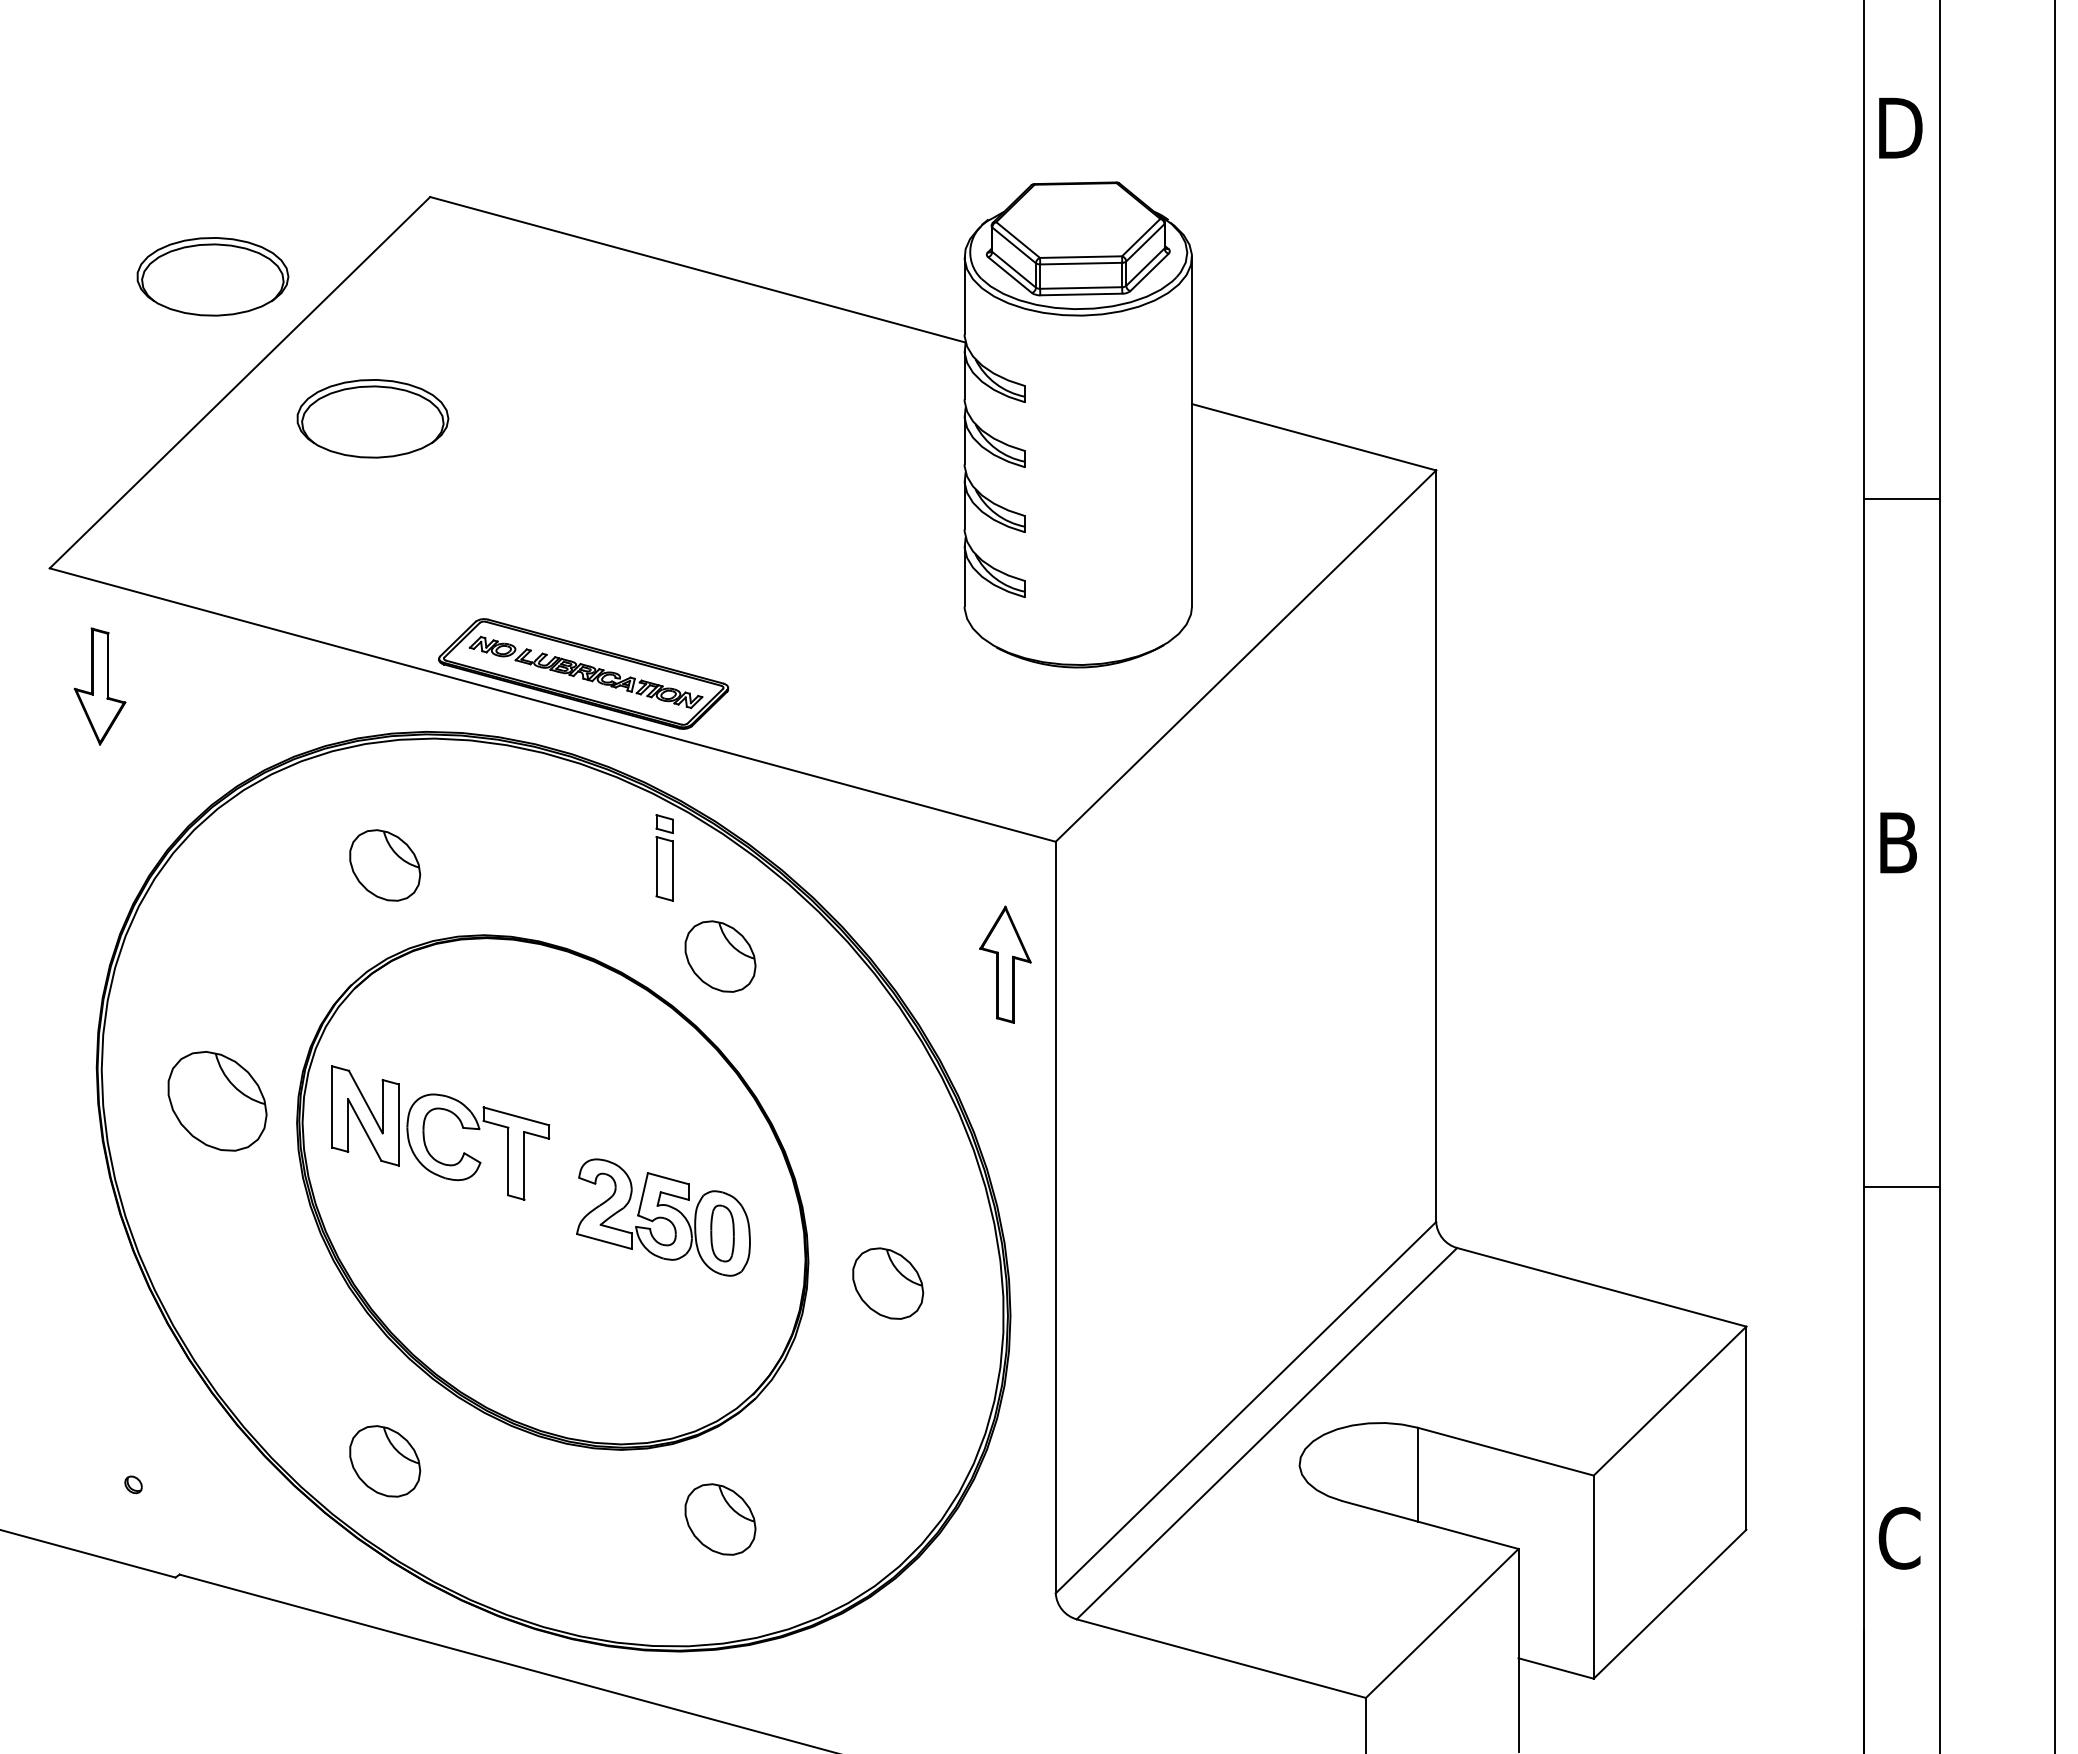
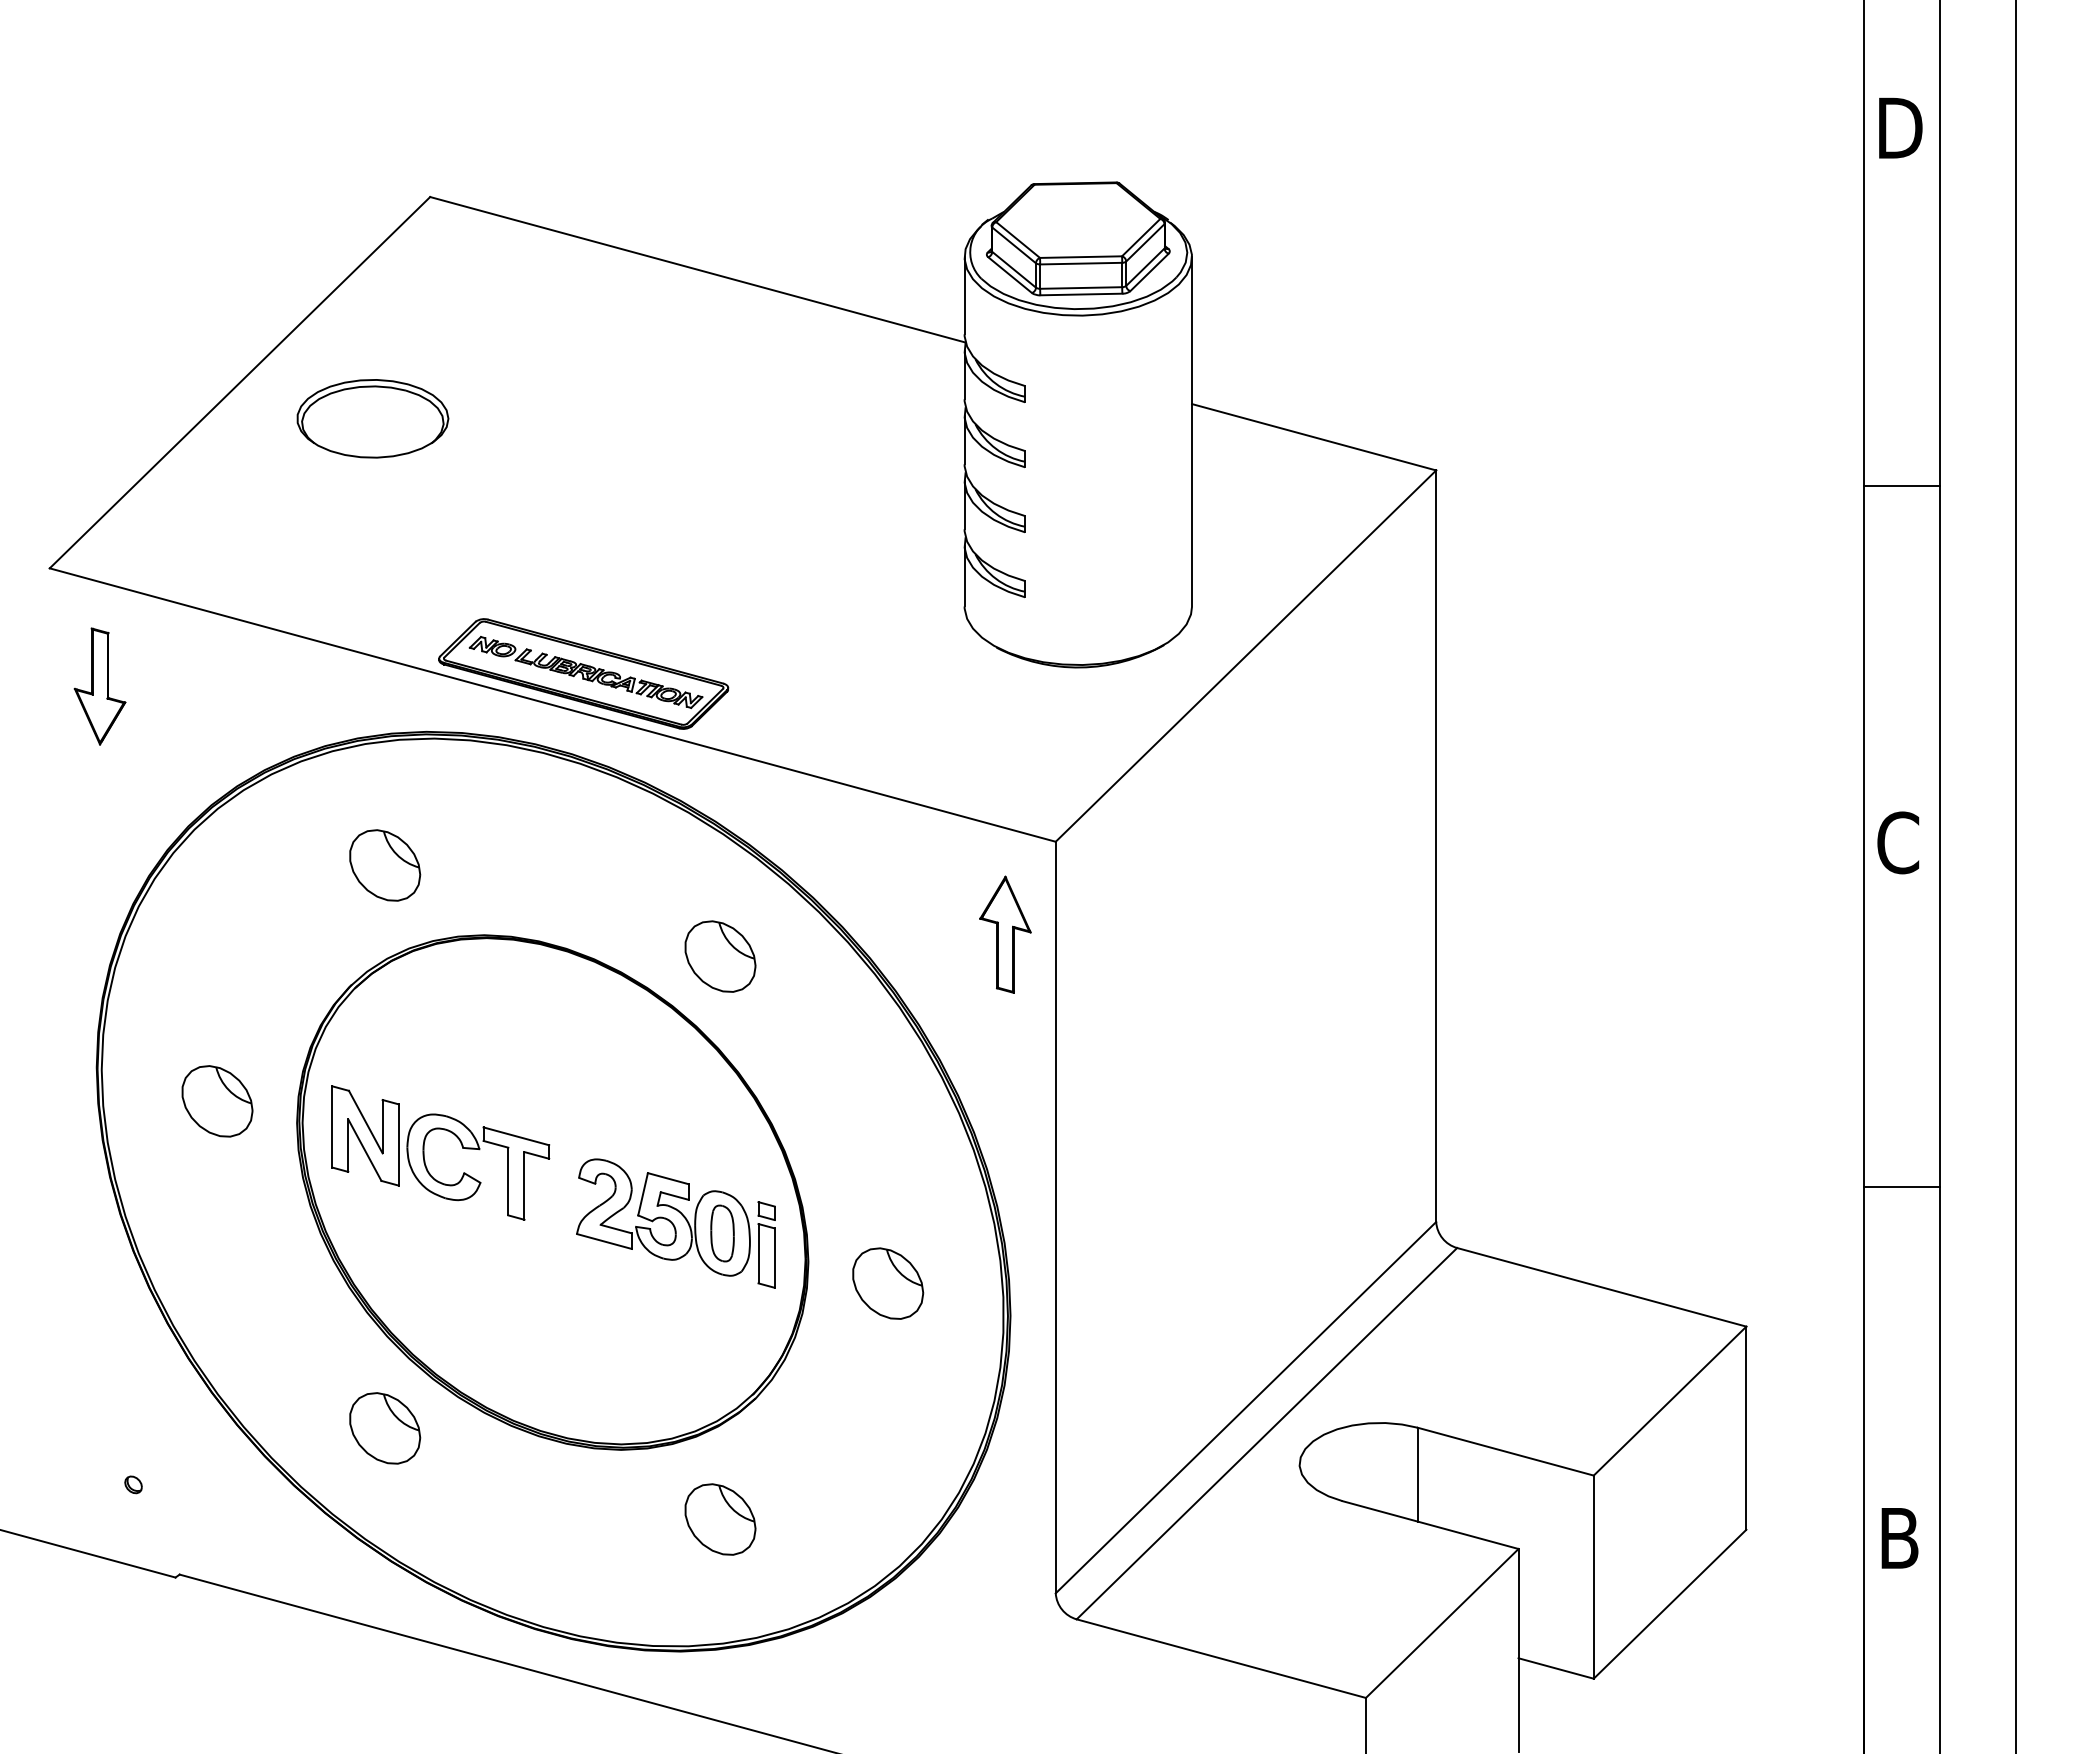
part: present -> none (212, 276)
line position: (1901, 499) -> (1901, 486) (1901, 486)
text: B -> C (1898, 842)
part position: (664, 857) -> (766, 1244) (766, 1244)
line position: (2054, 876) -> (2015, 876) (2015, 876)
part position: (1005, 964) -> (1005, 934) (1005, 934)
part size: 101x101 px -> 73x73 px (217, 1101)
part position: (424, 1132) -> (424, 1152) (424, 1152)
part position: (385, 1461) -> (385, 1428) (385, 1428)
text: C -> B (1899, 1538)
